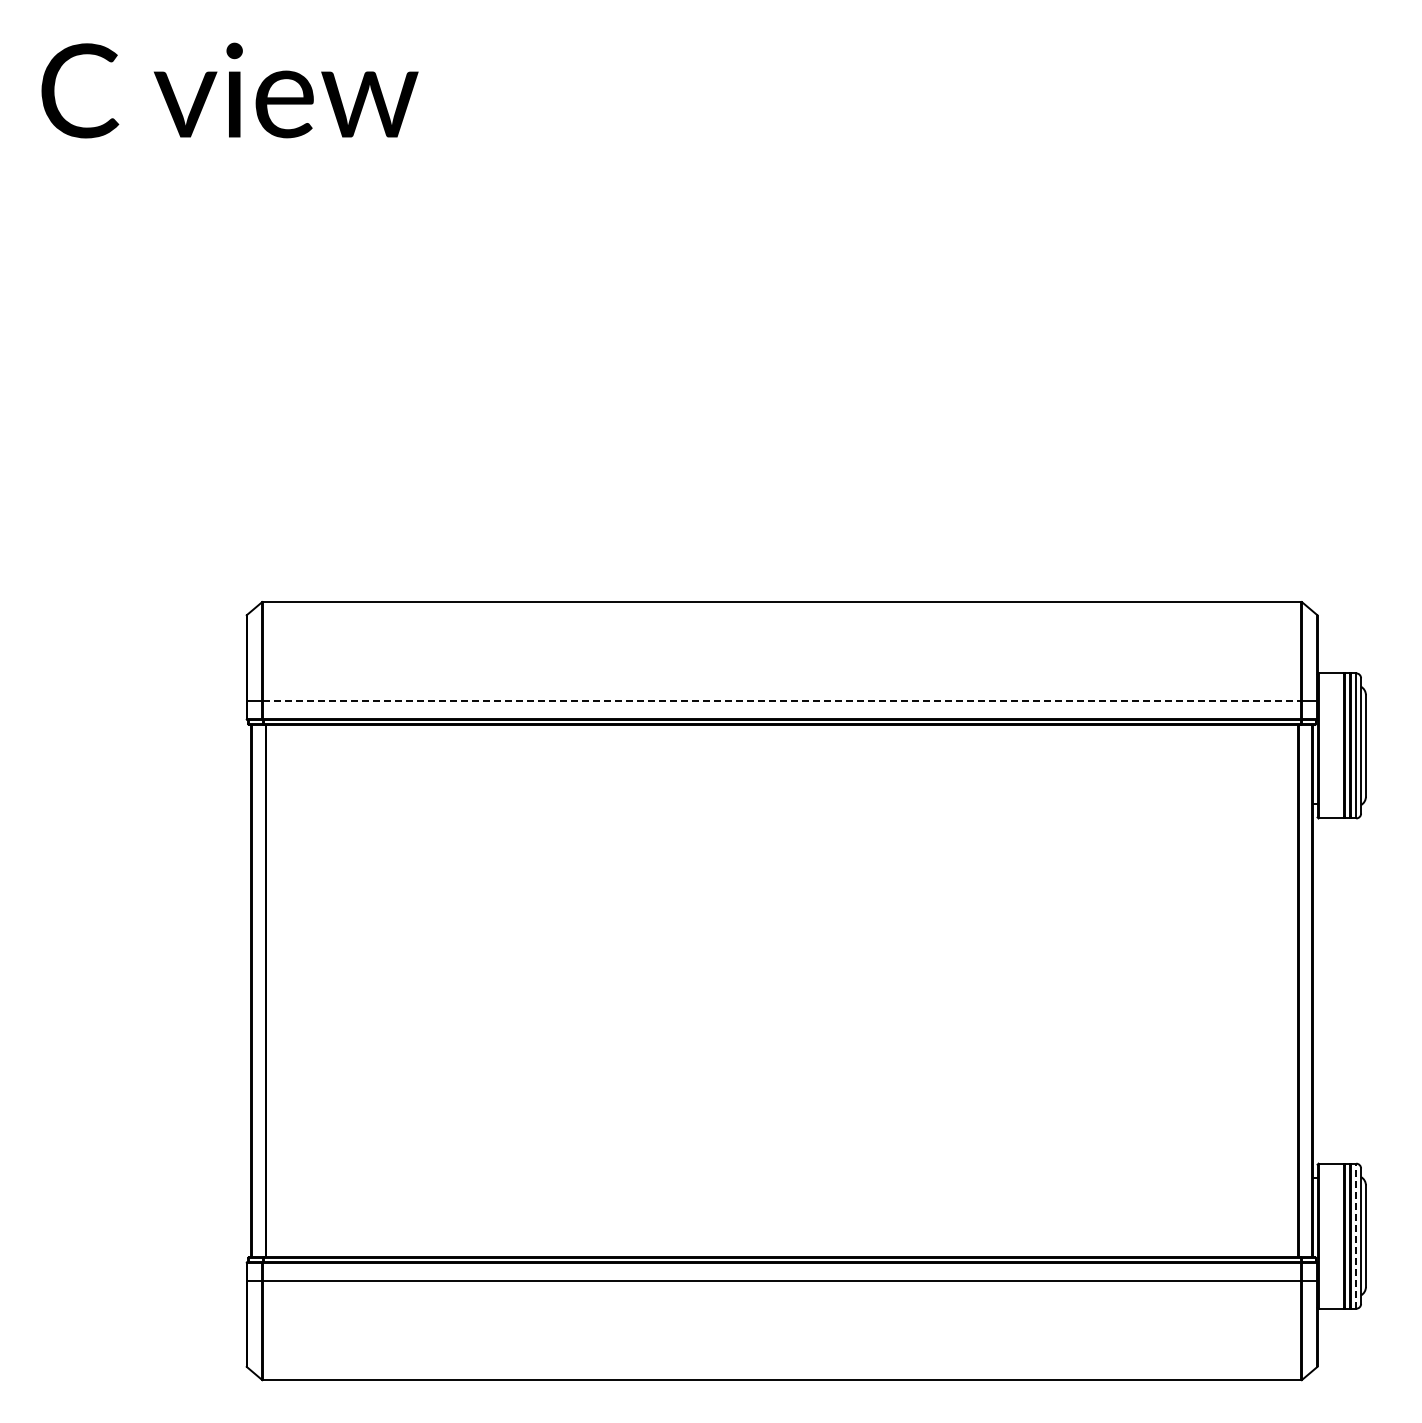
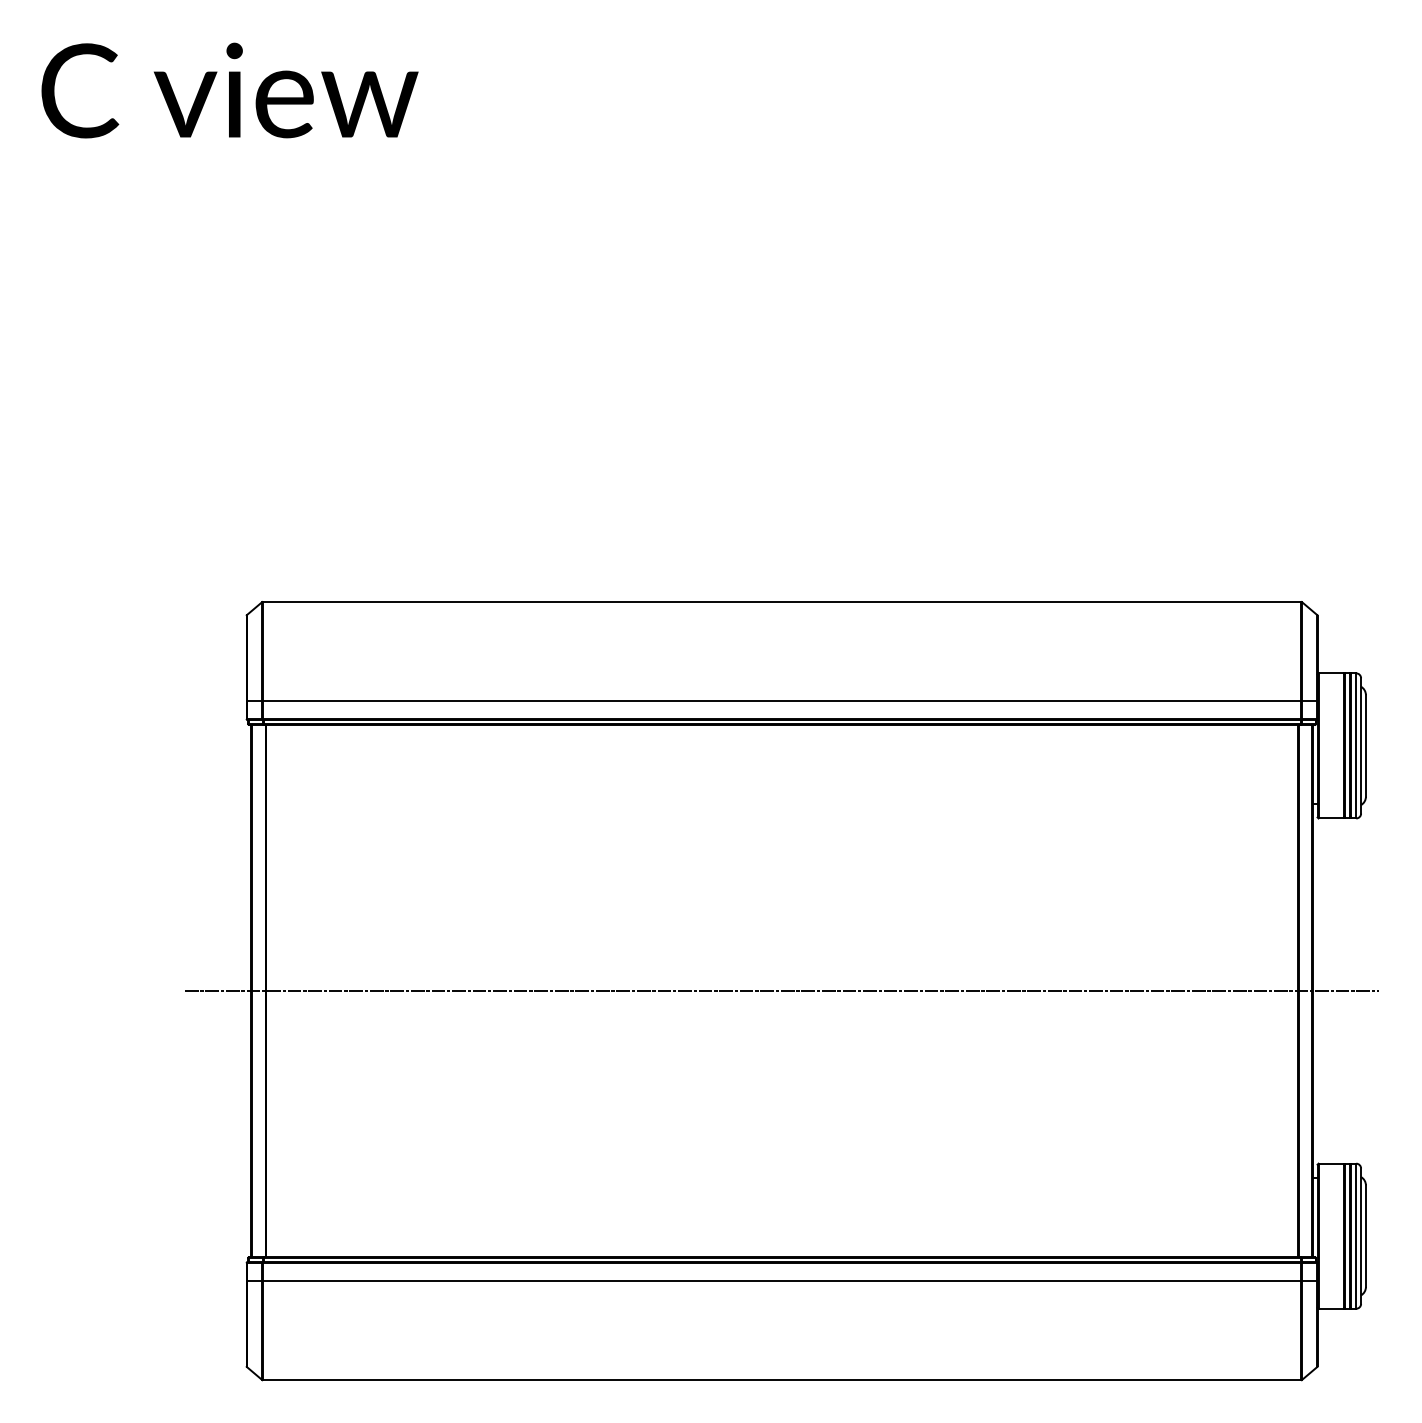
line: dashed -> solid (782, 700)
line: none -> present (781, 991)
line: dashed -> solid (1356, 1236)
